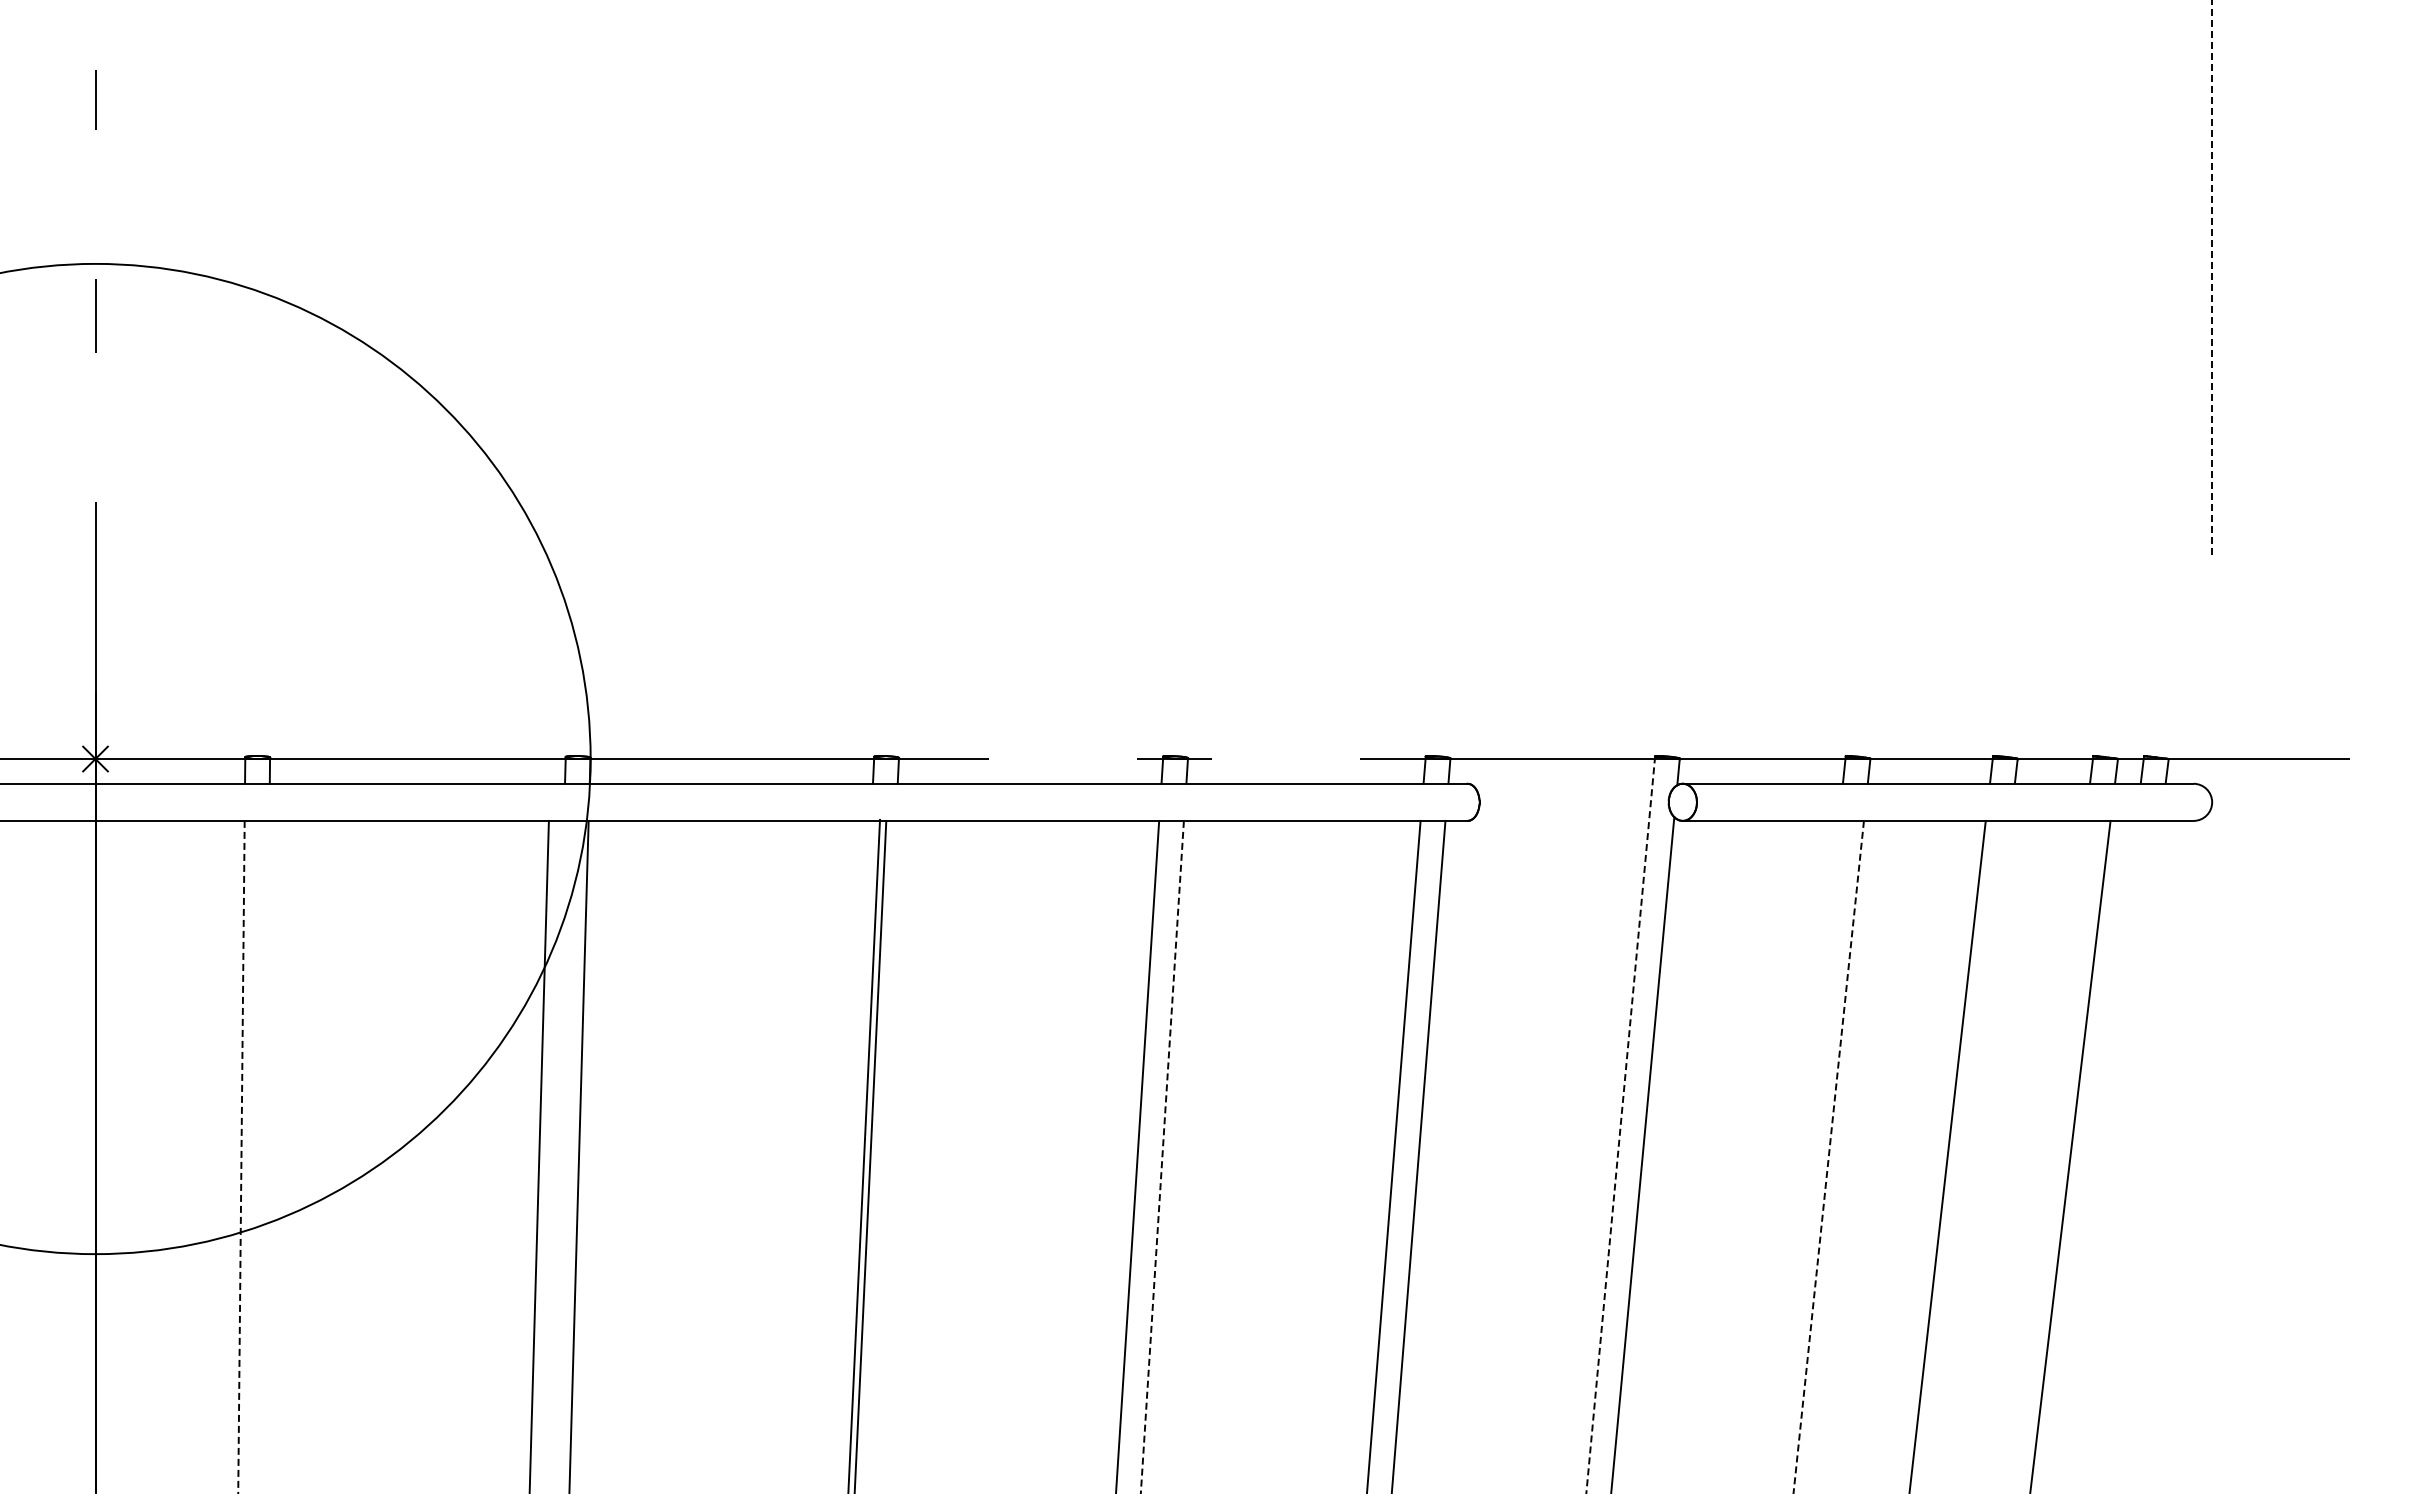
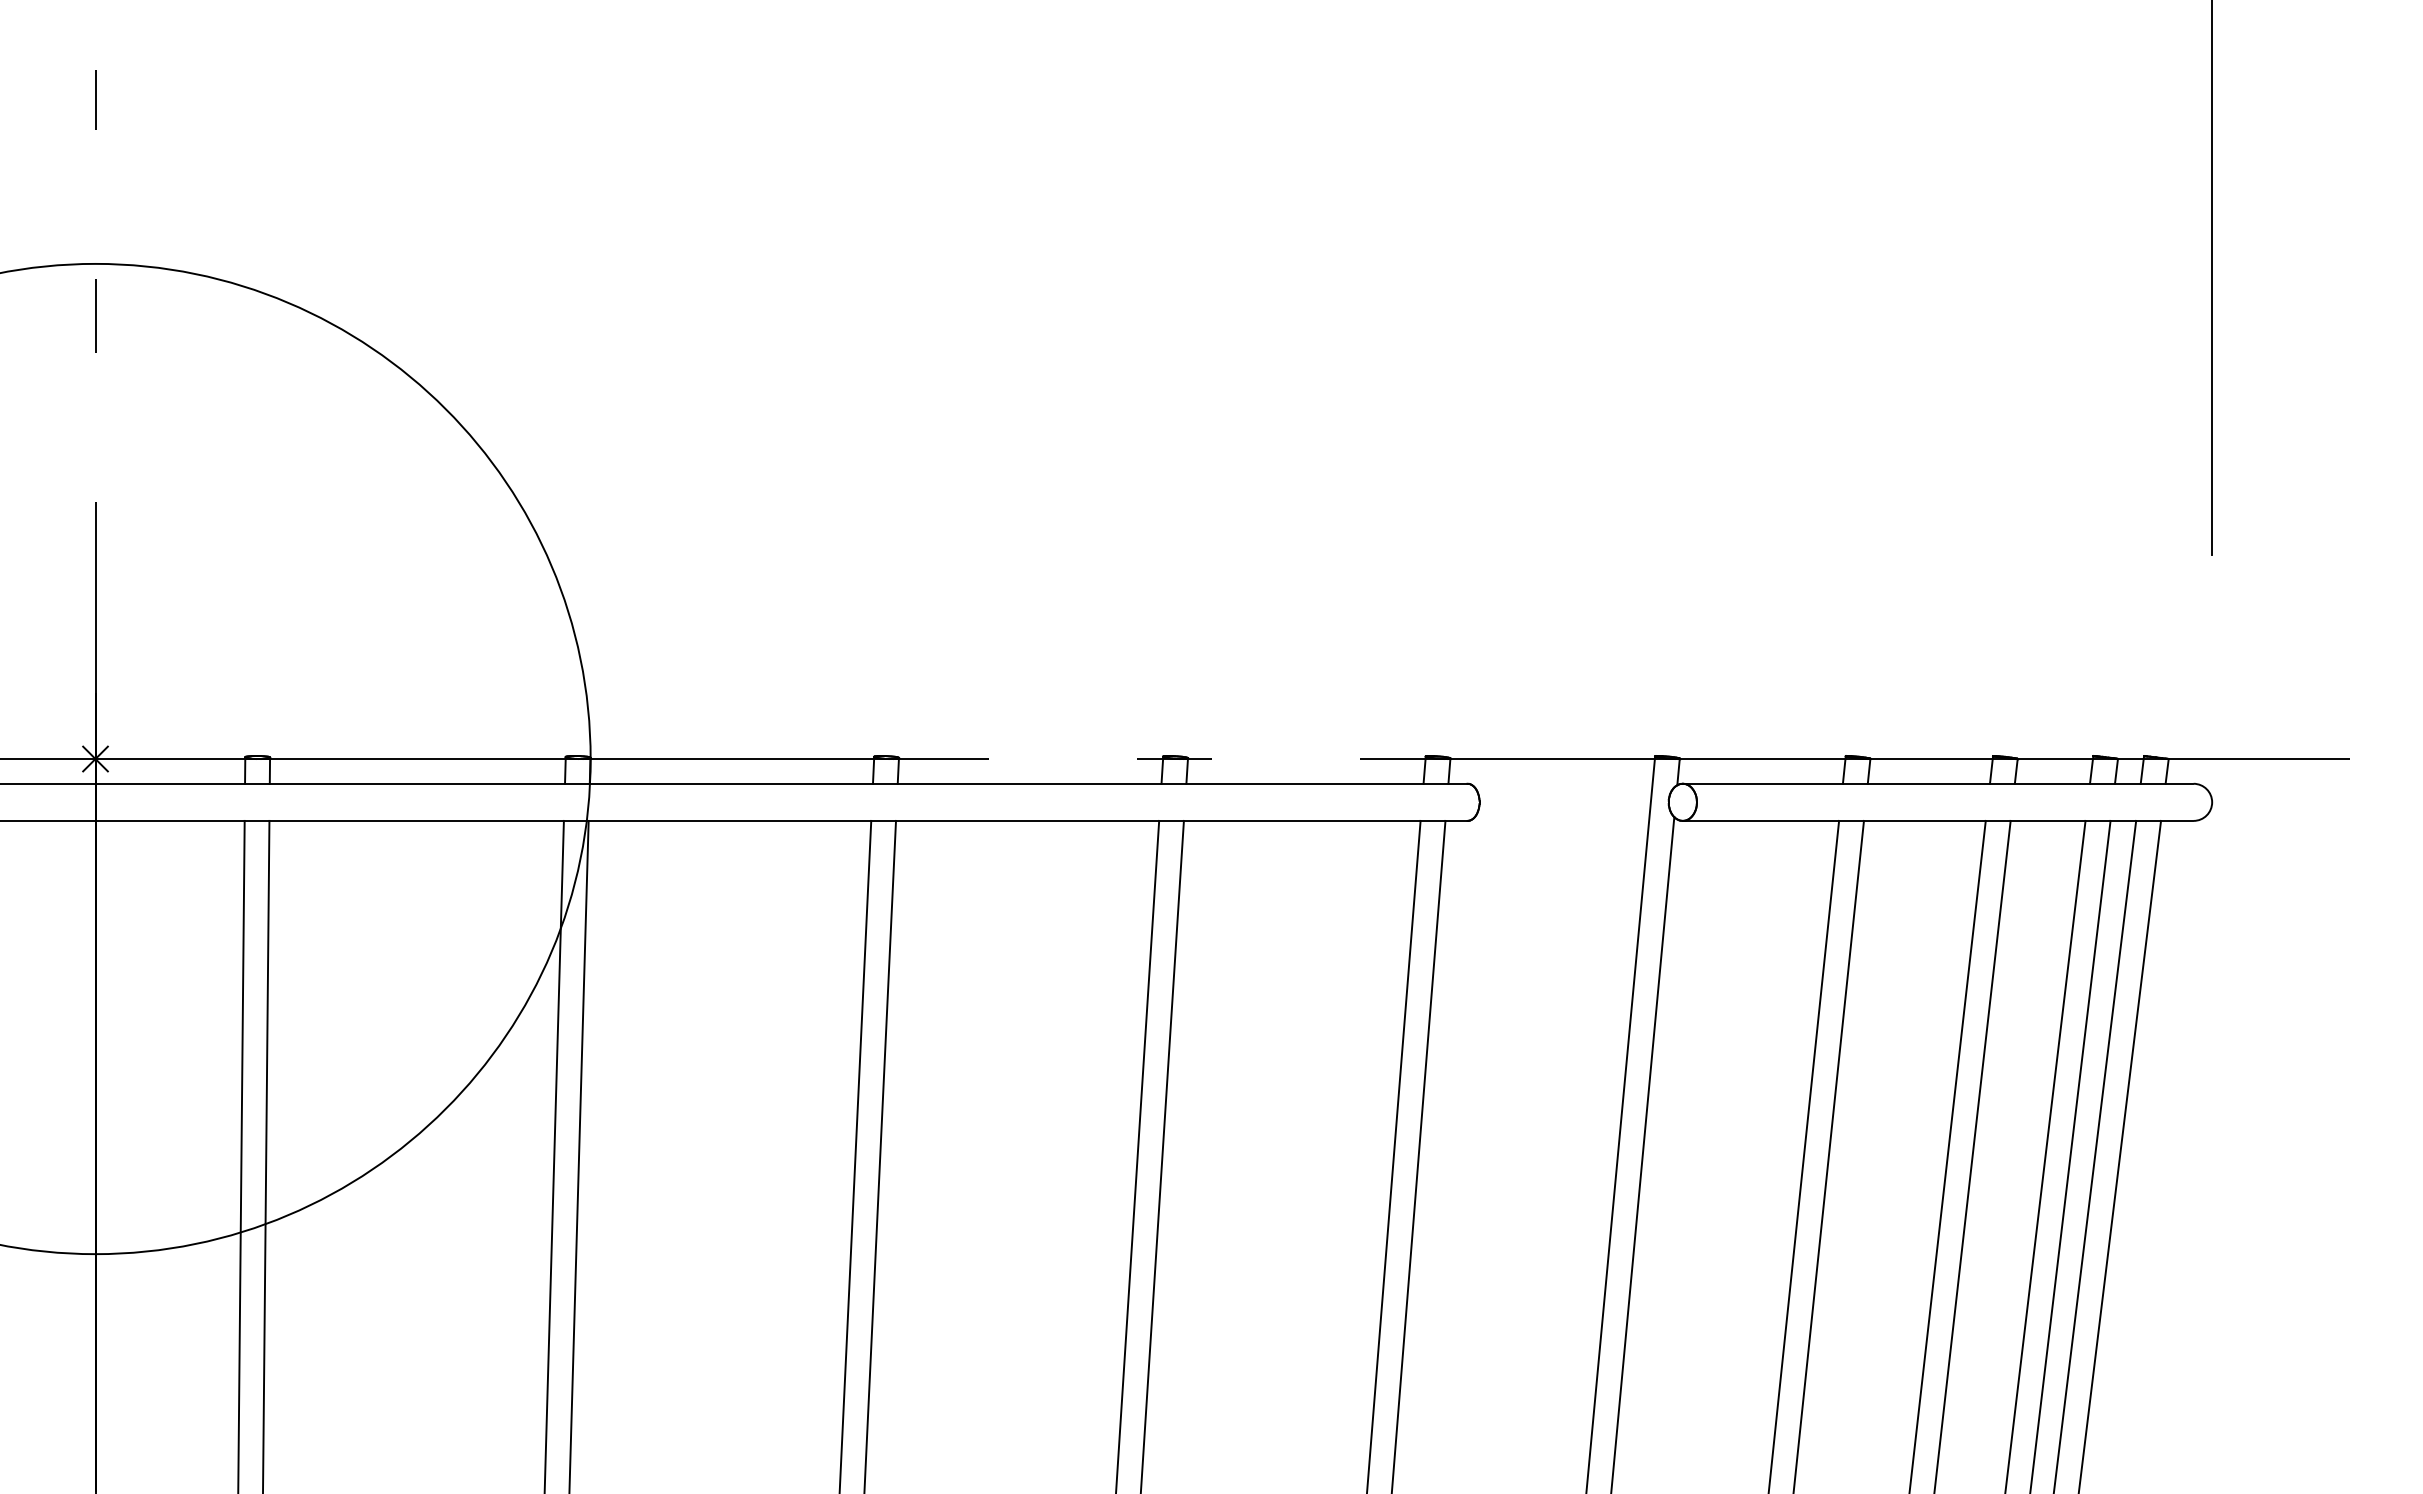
line: dashed -> solid (2212, 277)
line: dashed -> solid (1620, 1125)
line position: (864, 1154) -> (880, 1155) (880, 1155)
line: none -> present (266, 1155)
line position: (538, 1155) -> (553, 1155) (553, 1155)
line position: (870, 1155) -> (855, 1155) (855, 1155)
line: none -> present (1803, 1155)
line: none -> present (1972, 1155)
line: none -> present (2045, 1155)
line: none -> present (2095, 1155)
line: none -> present (2120, 1155)
line: dashed -> solid (241, 1157)
line: dashed -> solid (1162, 1157)
line: dashed -> solid (1828, 1157)
